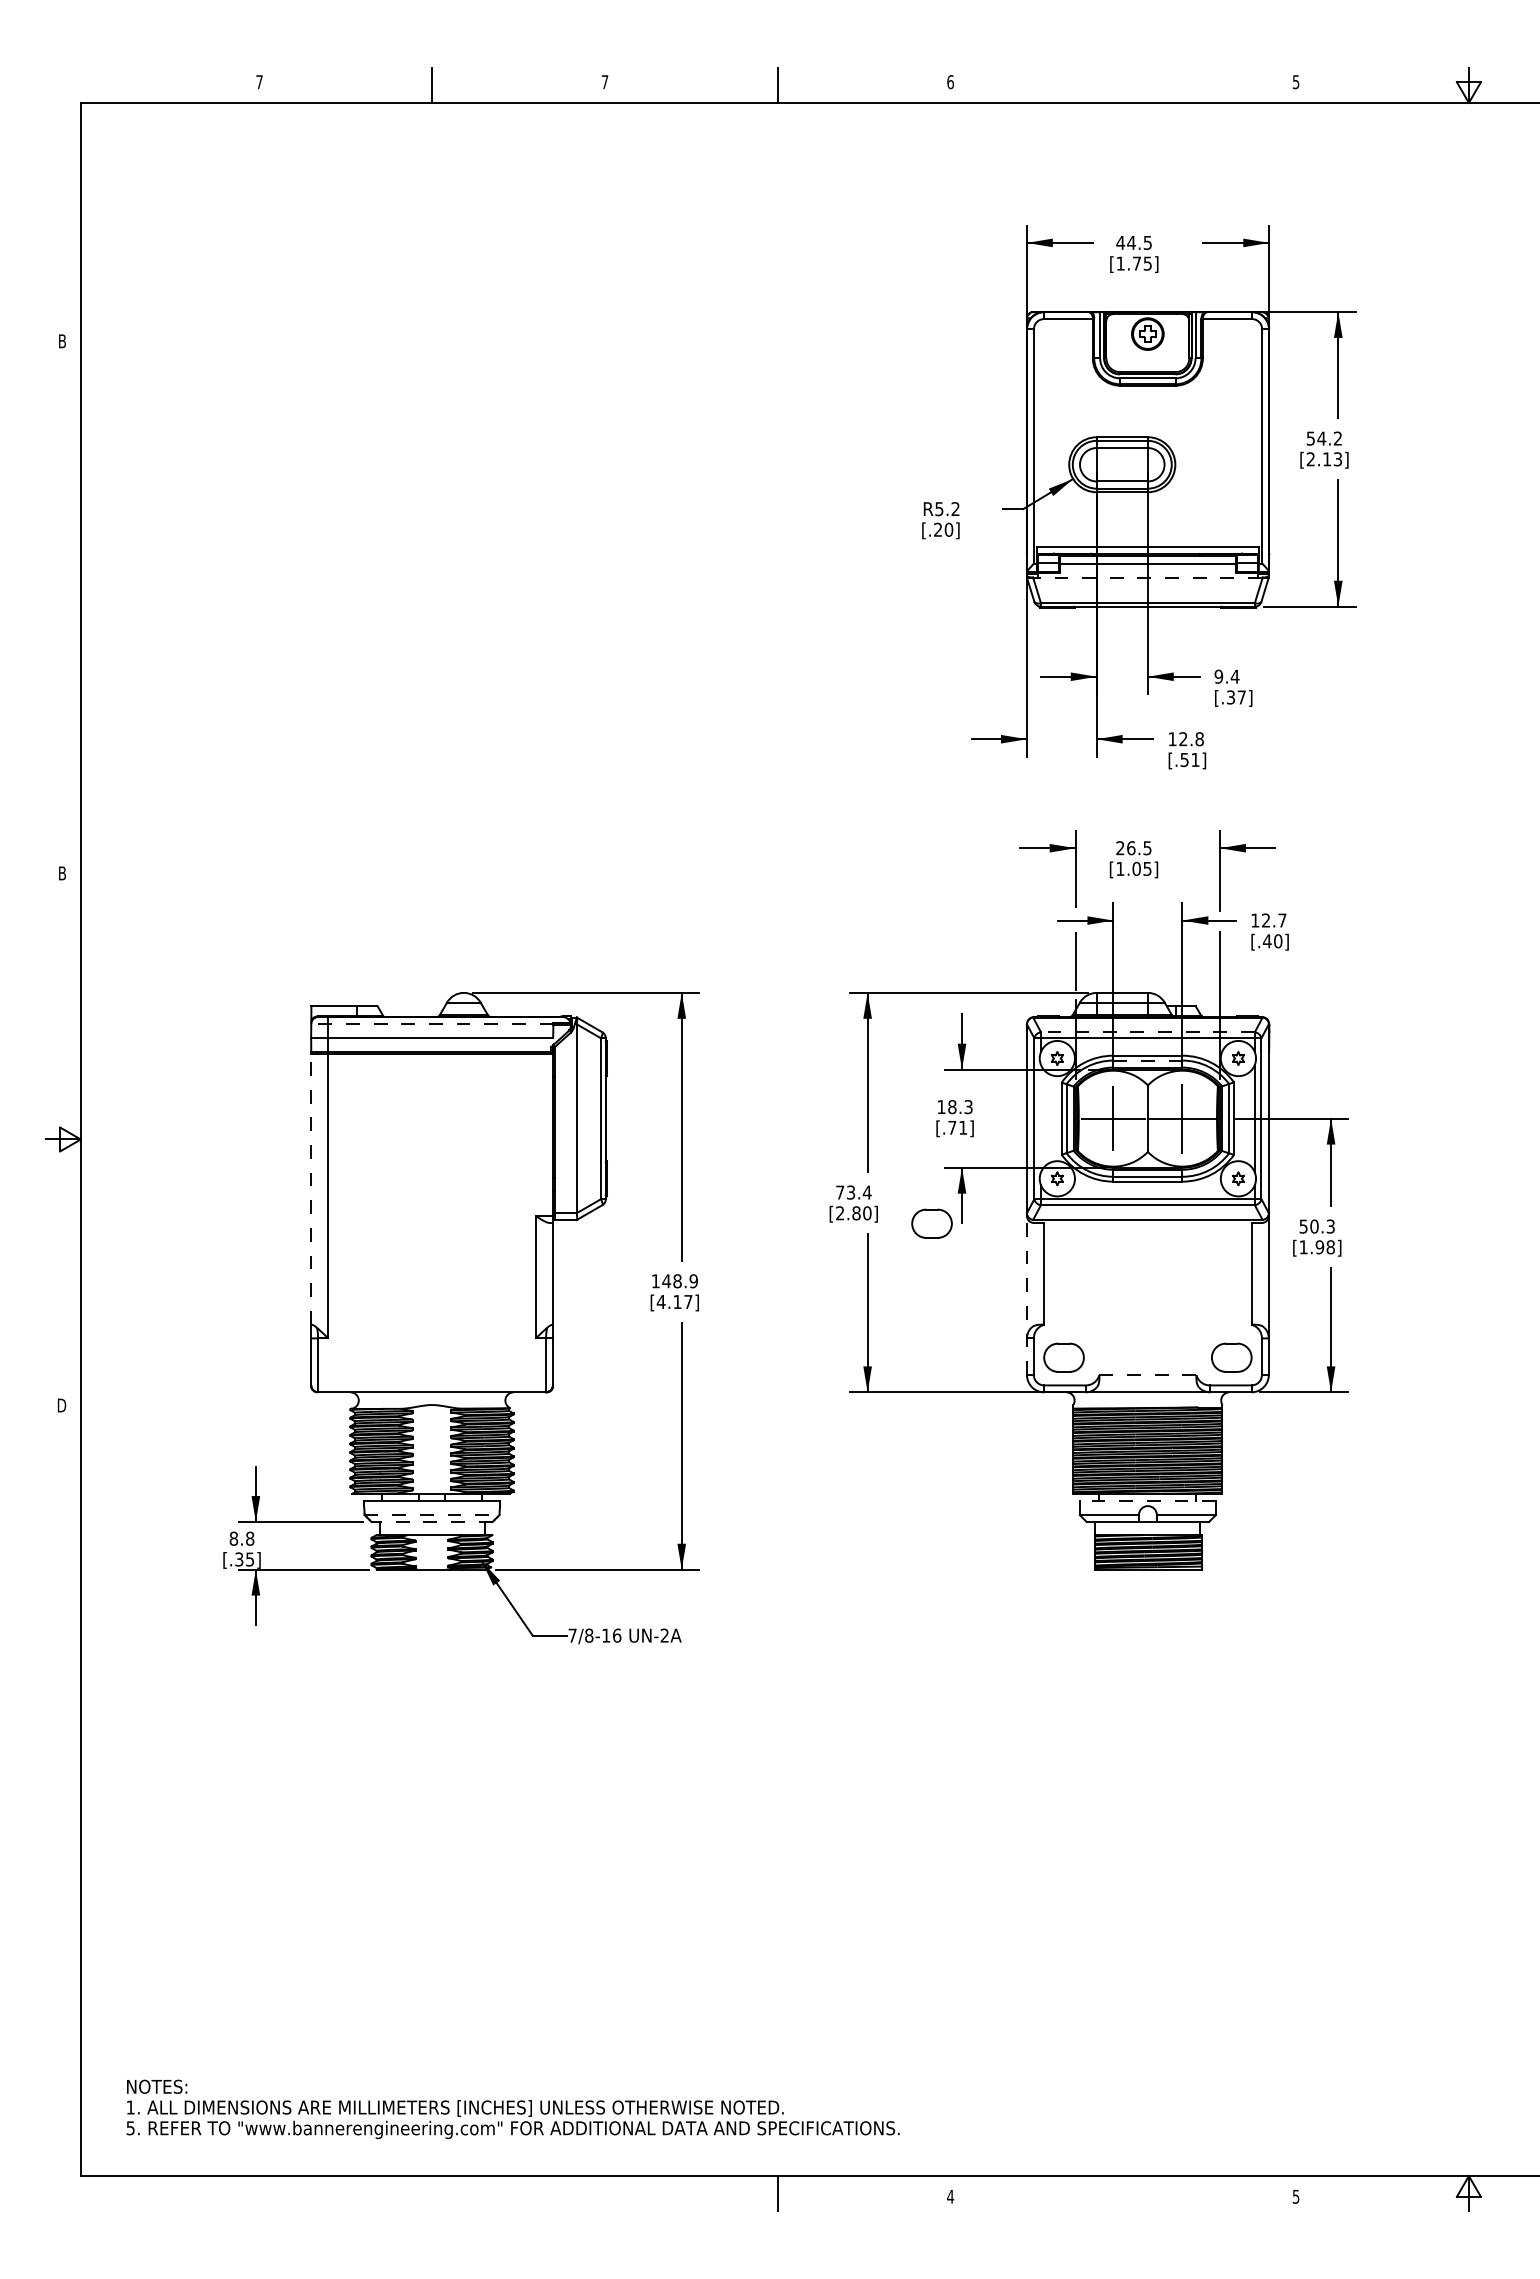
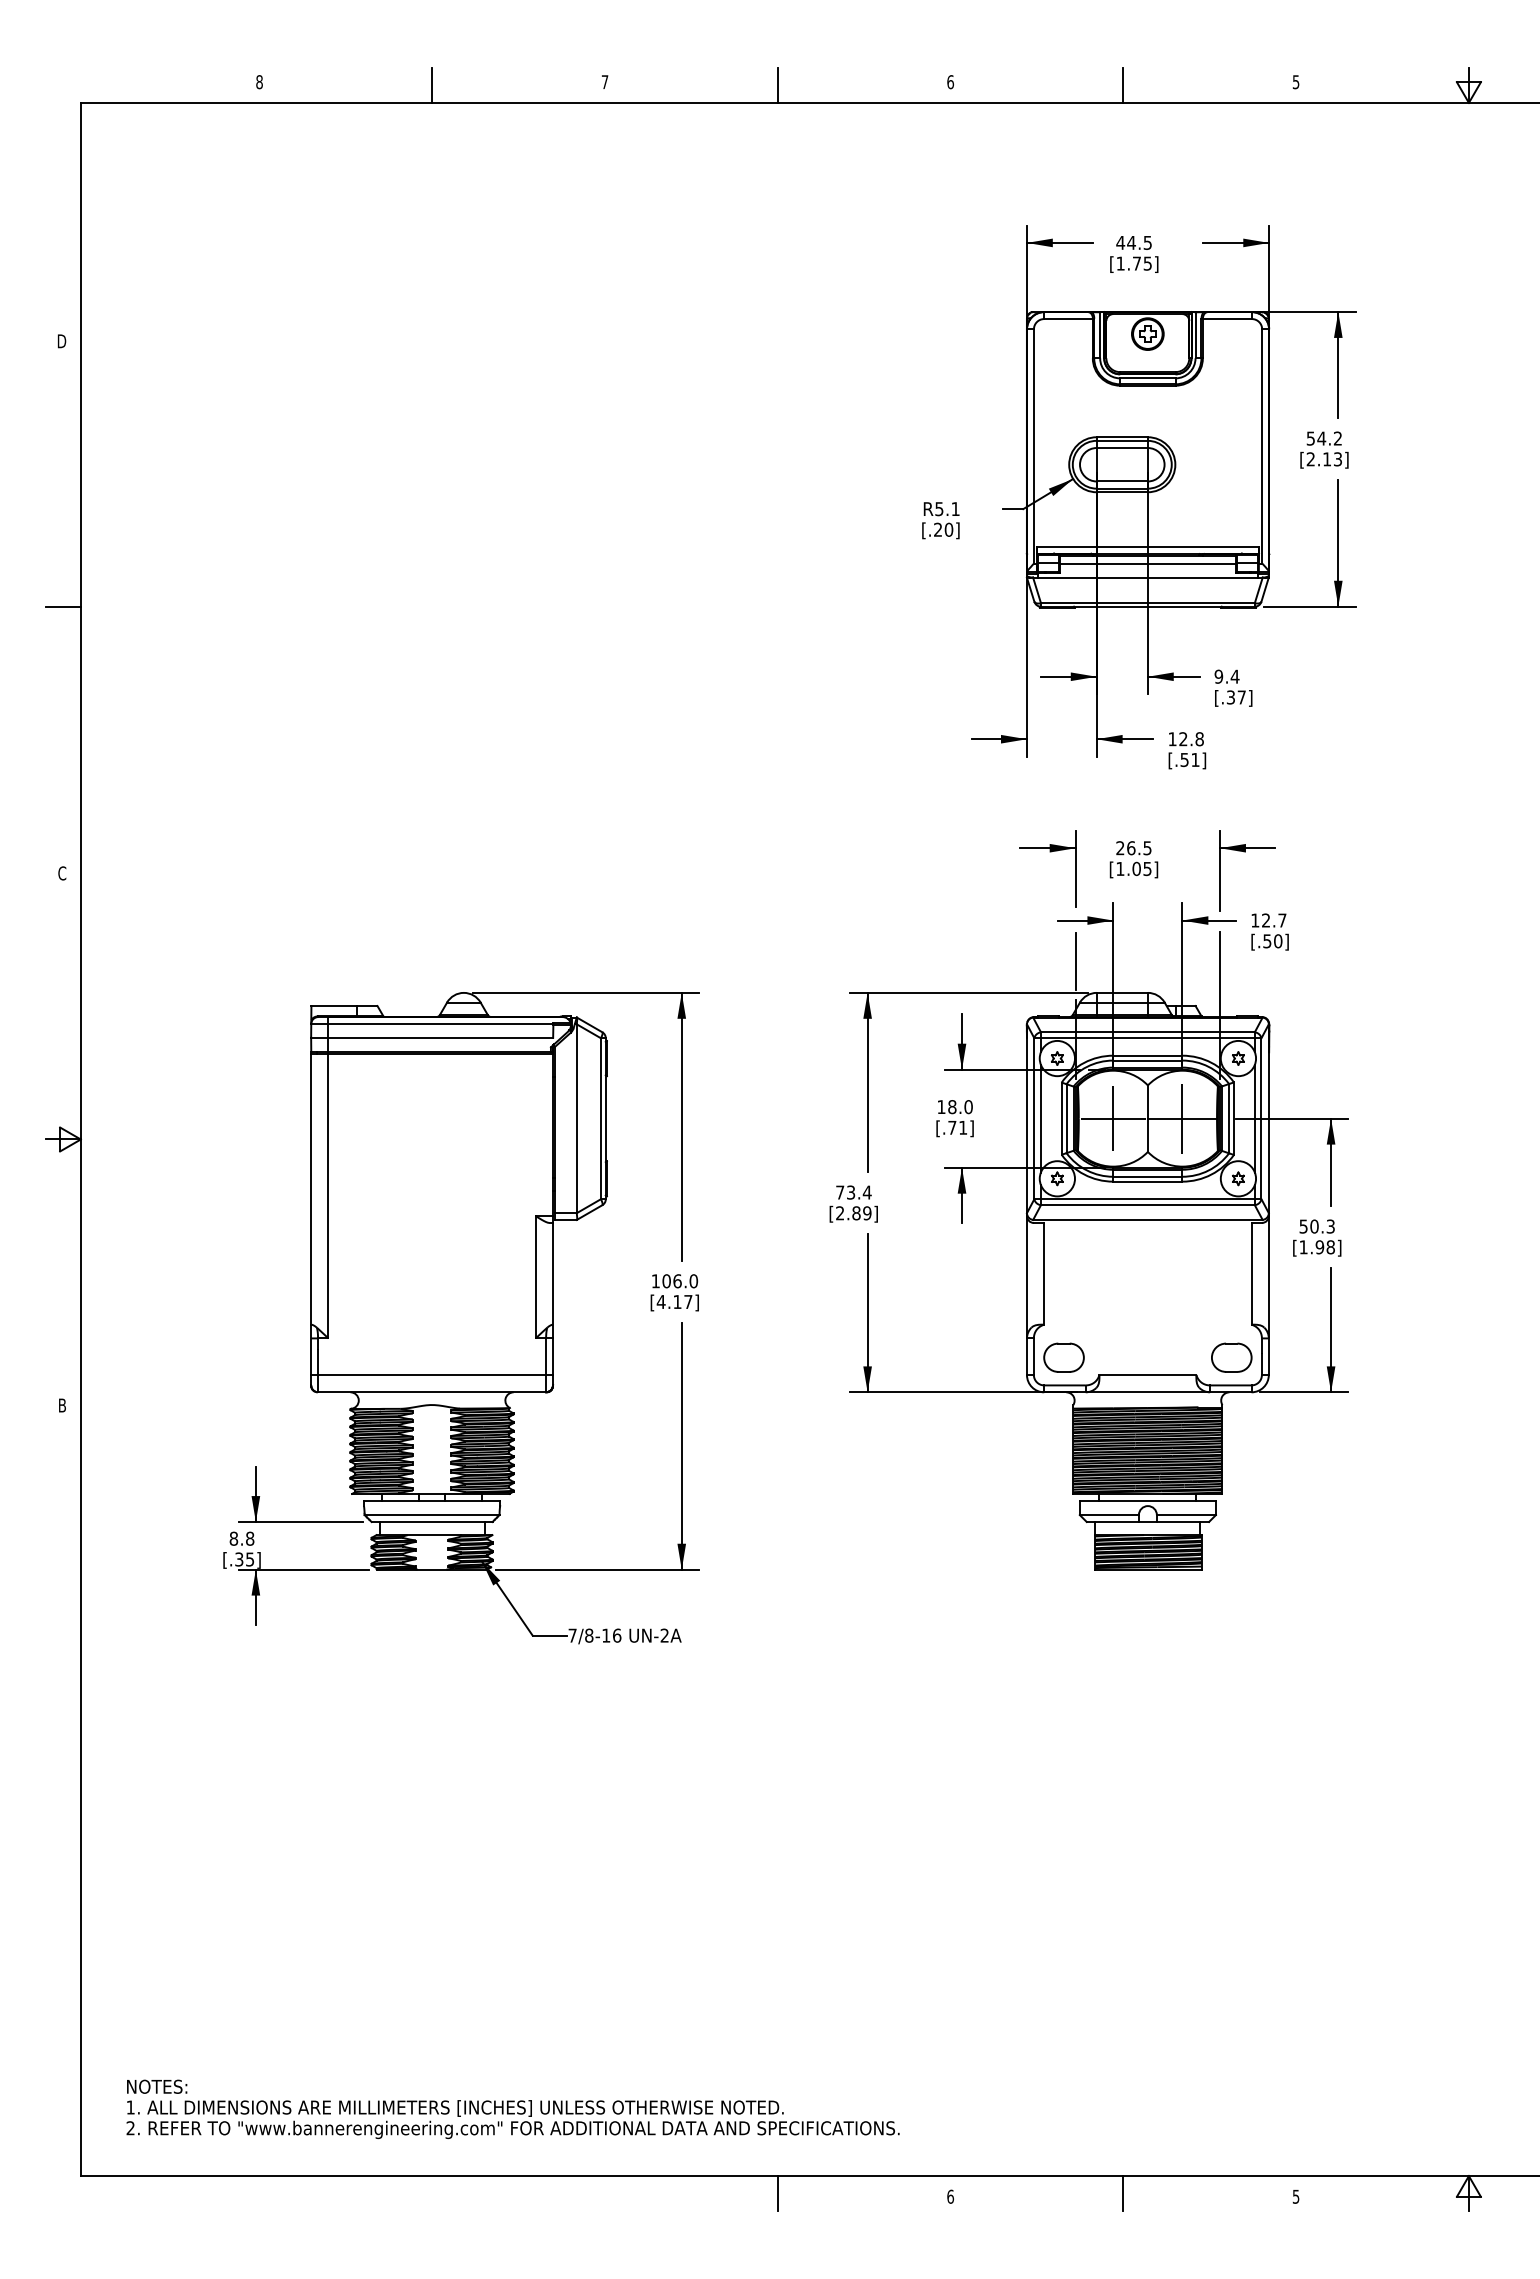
text: 7 -> 8 (259, 82)
line: none -> present (1123, 85)
text: B -> D (61, 341)
text: R5.2 -> R5.1 (955, 508)
line: dashed -> solid (1147, 577)
line: none -> present (63, 607)
text: B -> C (62, 873)
text: [.40] -> [.50] (1266, 941)
line: dashed -> solid (431, 1023)
line: dashed -> solid (1147, 1032)
line: dashed -> solid (1147, 1060)
text: 18.3 -> 18.0 (968, 1107)
line: none -> present (1040, 1118)
line: dashed -> solid (311, 1188)
text: [2.80] -> [2.89] (867, 1213)
part: present -> none (931, 1223)
text: 148.9 -> 106.0 (679, 1281)
line: dashed -> solid (1026, 1295)
line: none -> present (432, 1375)
line: dashed -> solid (1148, 1375)
text: D -> B (61, 1405)
line: dashed -> solid (1147, 1501)
line: dashed -> solid (432, 1515)
line: dashed -> solid (431, 1521)
text: 5. -> 2. (130, 2128)
line: none -> present (1123, 2193)
text: 4 -> 6 (950, 2196)
